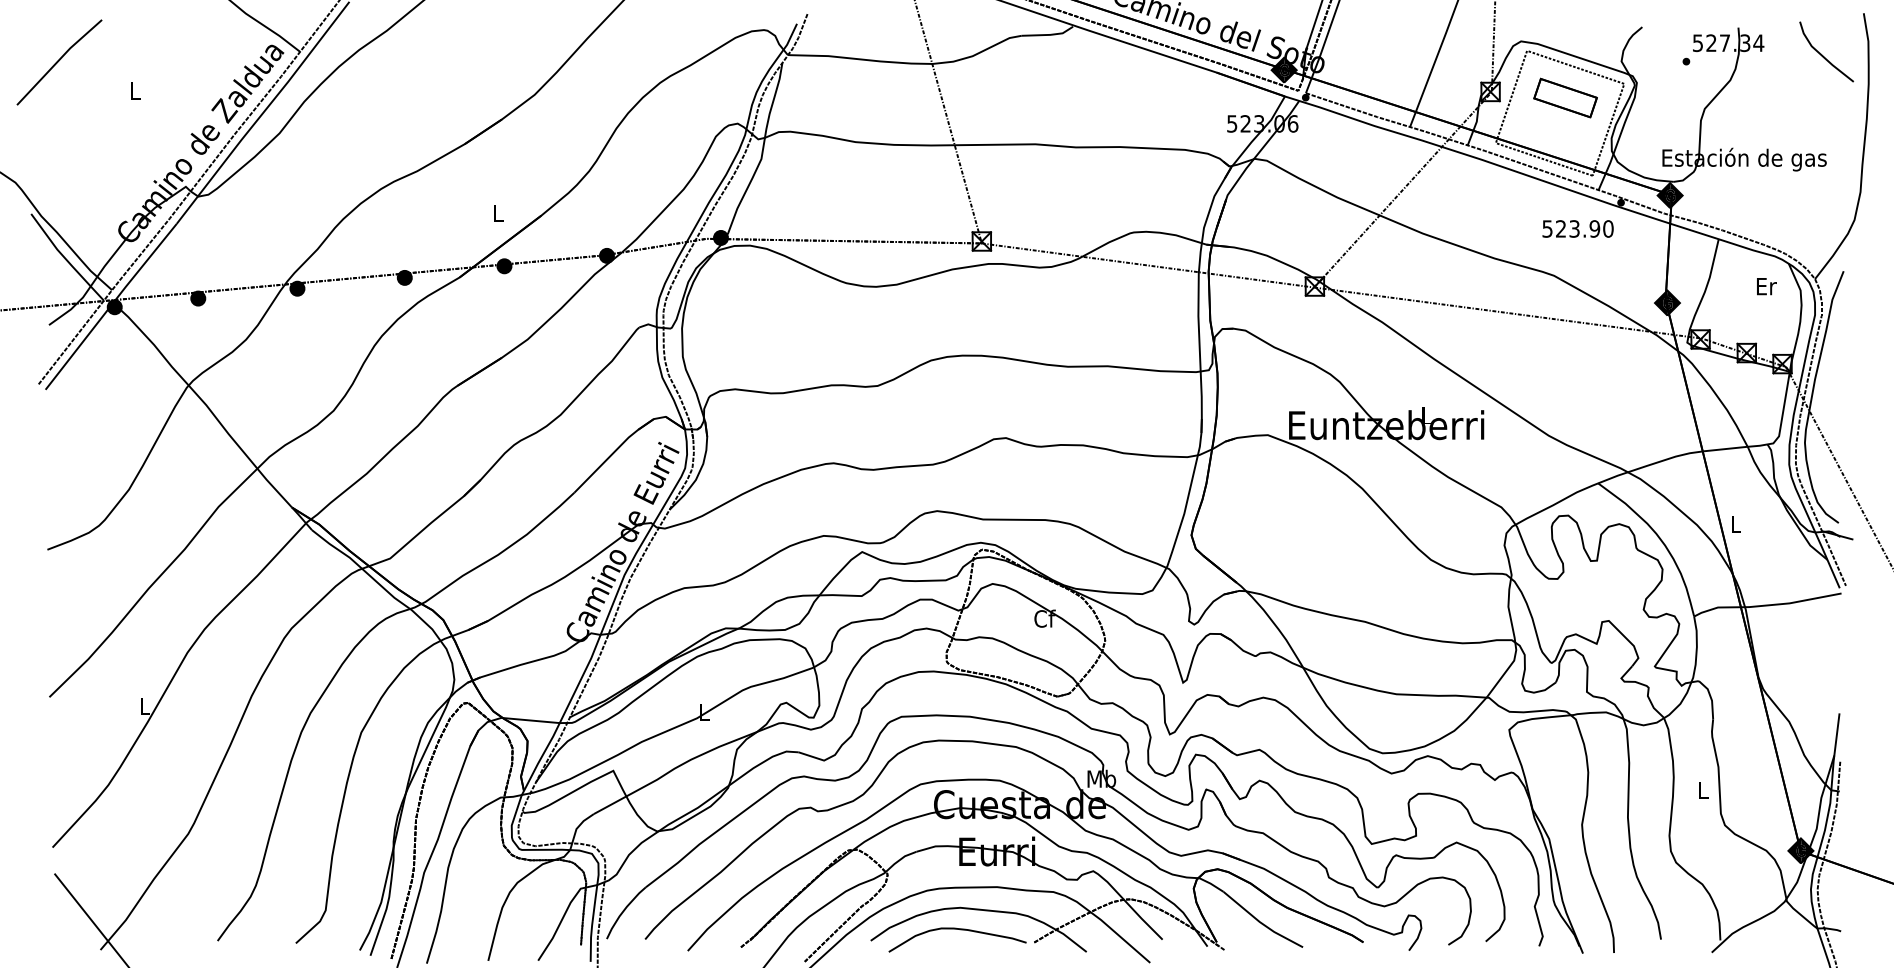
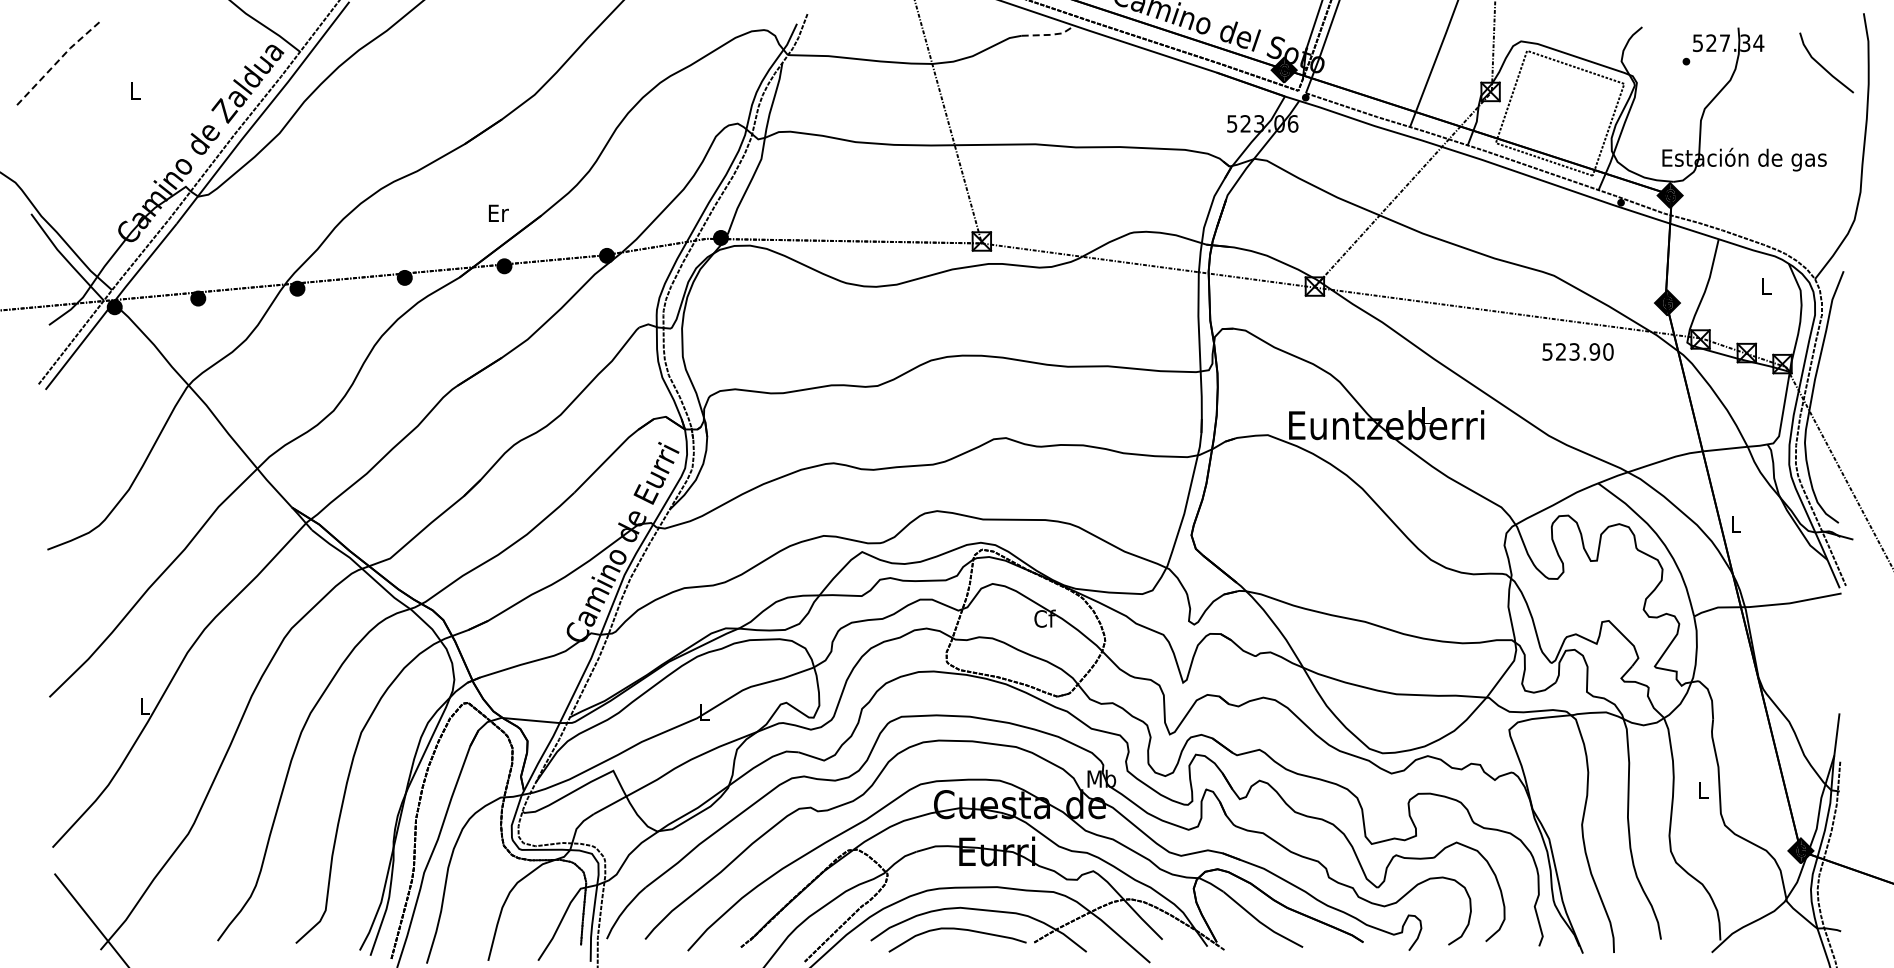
line: solid -> dashed (1050, 34)
line position: (1822, 54) -> (1822, 65) (1822, 65)
line: solid -> dashed (58, 60)
part: present -> none (1565, 97)
text: L -> Er (498, 212)
text position: (1577, 228) -> (1577, 351) (1577, 351)
text: Er -> L (1766, 286)
